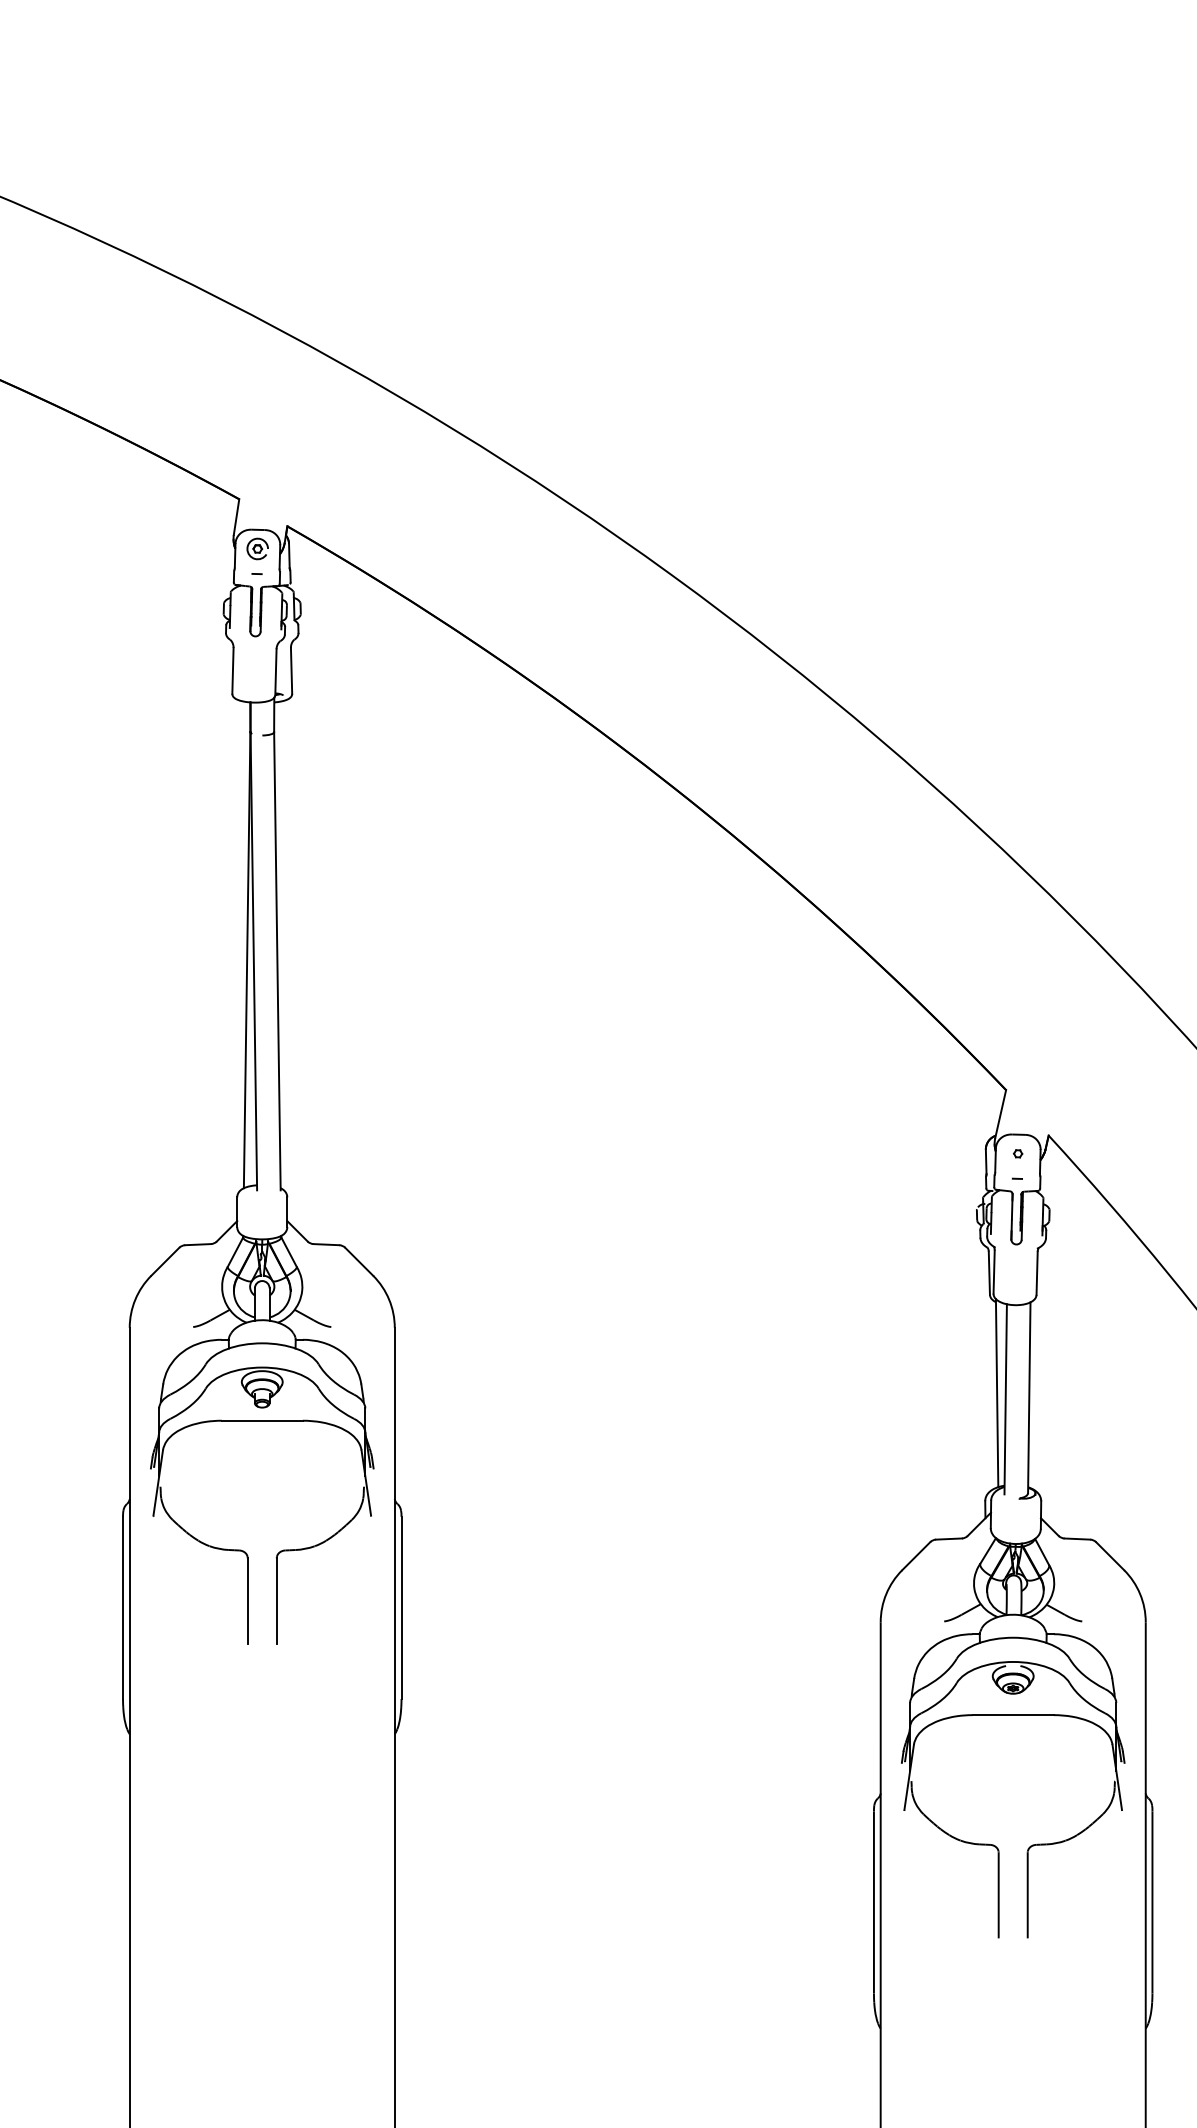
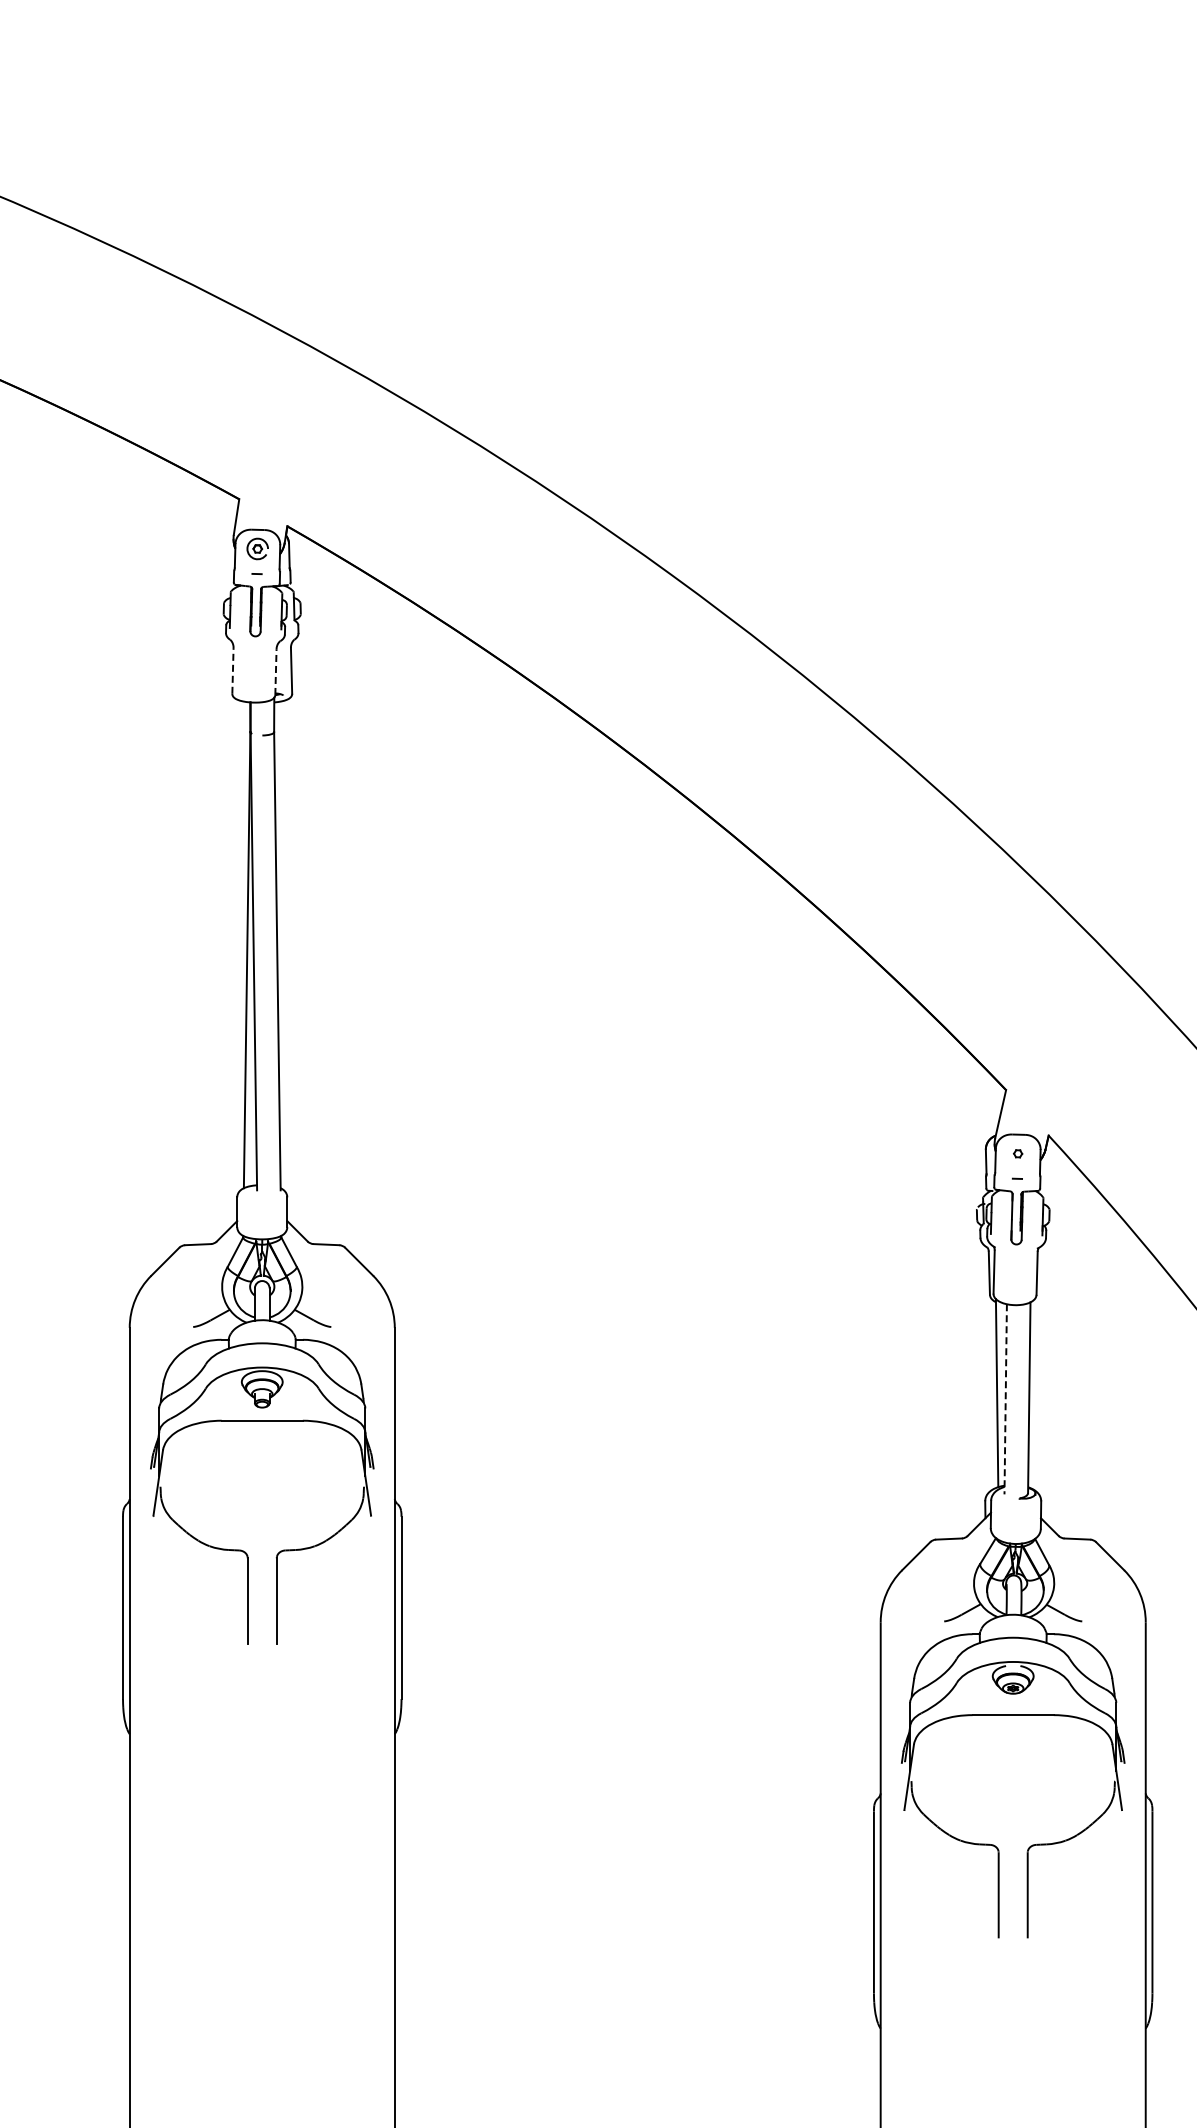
line: solid -> dashed (232, 670)
line: solid -> dashed (275, 672)
line: solid -> dashed (1005, 1399)
